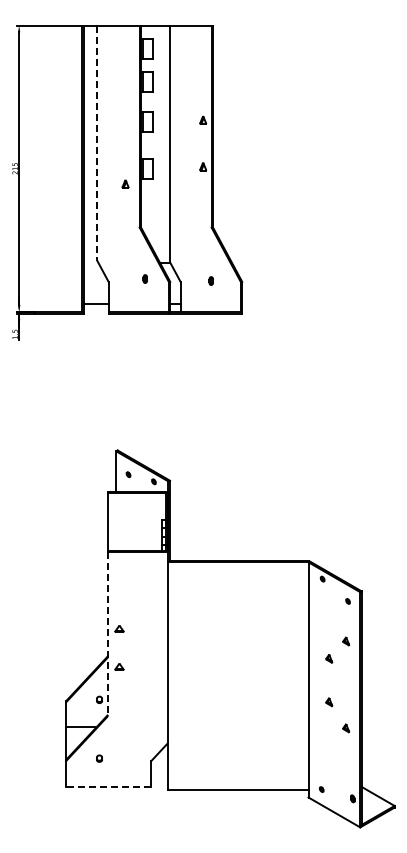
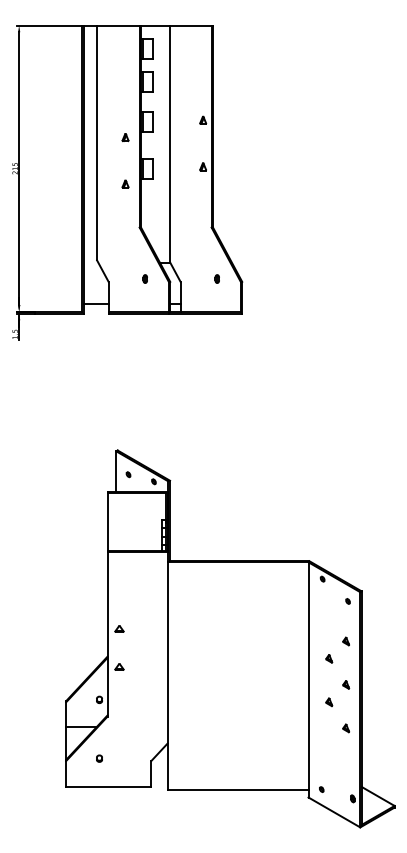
part: none -> present (125, 137)
line: dashed -> solid (96, 143)
part position: (210, 280) -> (216, 278) (216, 278)
line: dashed -> solid (107, 634)
part: none -> present (346, 684)
line: dashed -> solid (108, 786)
